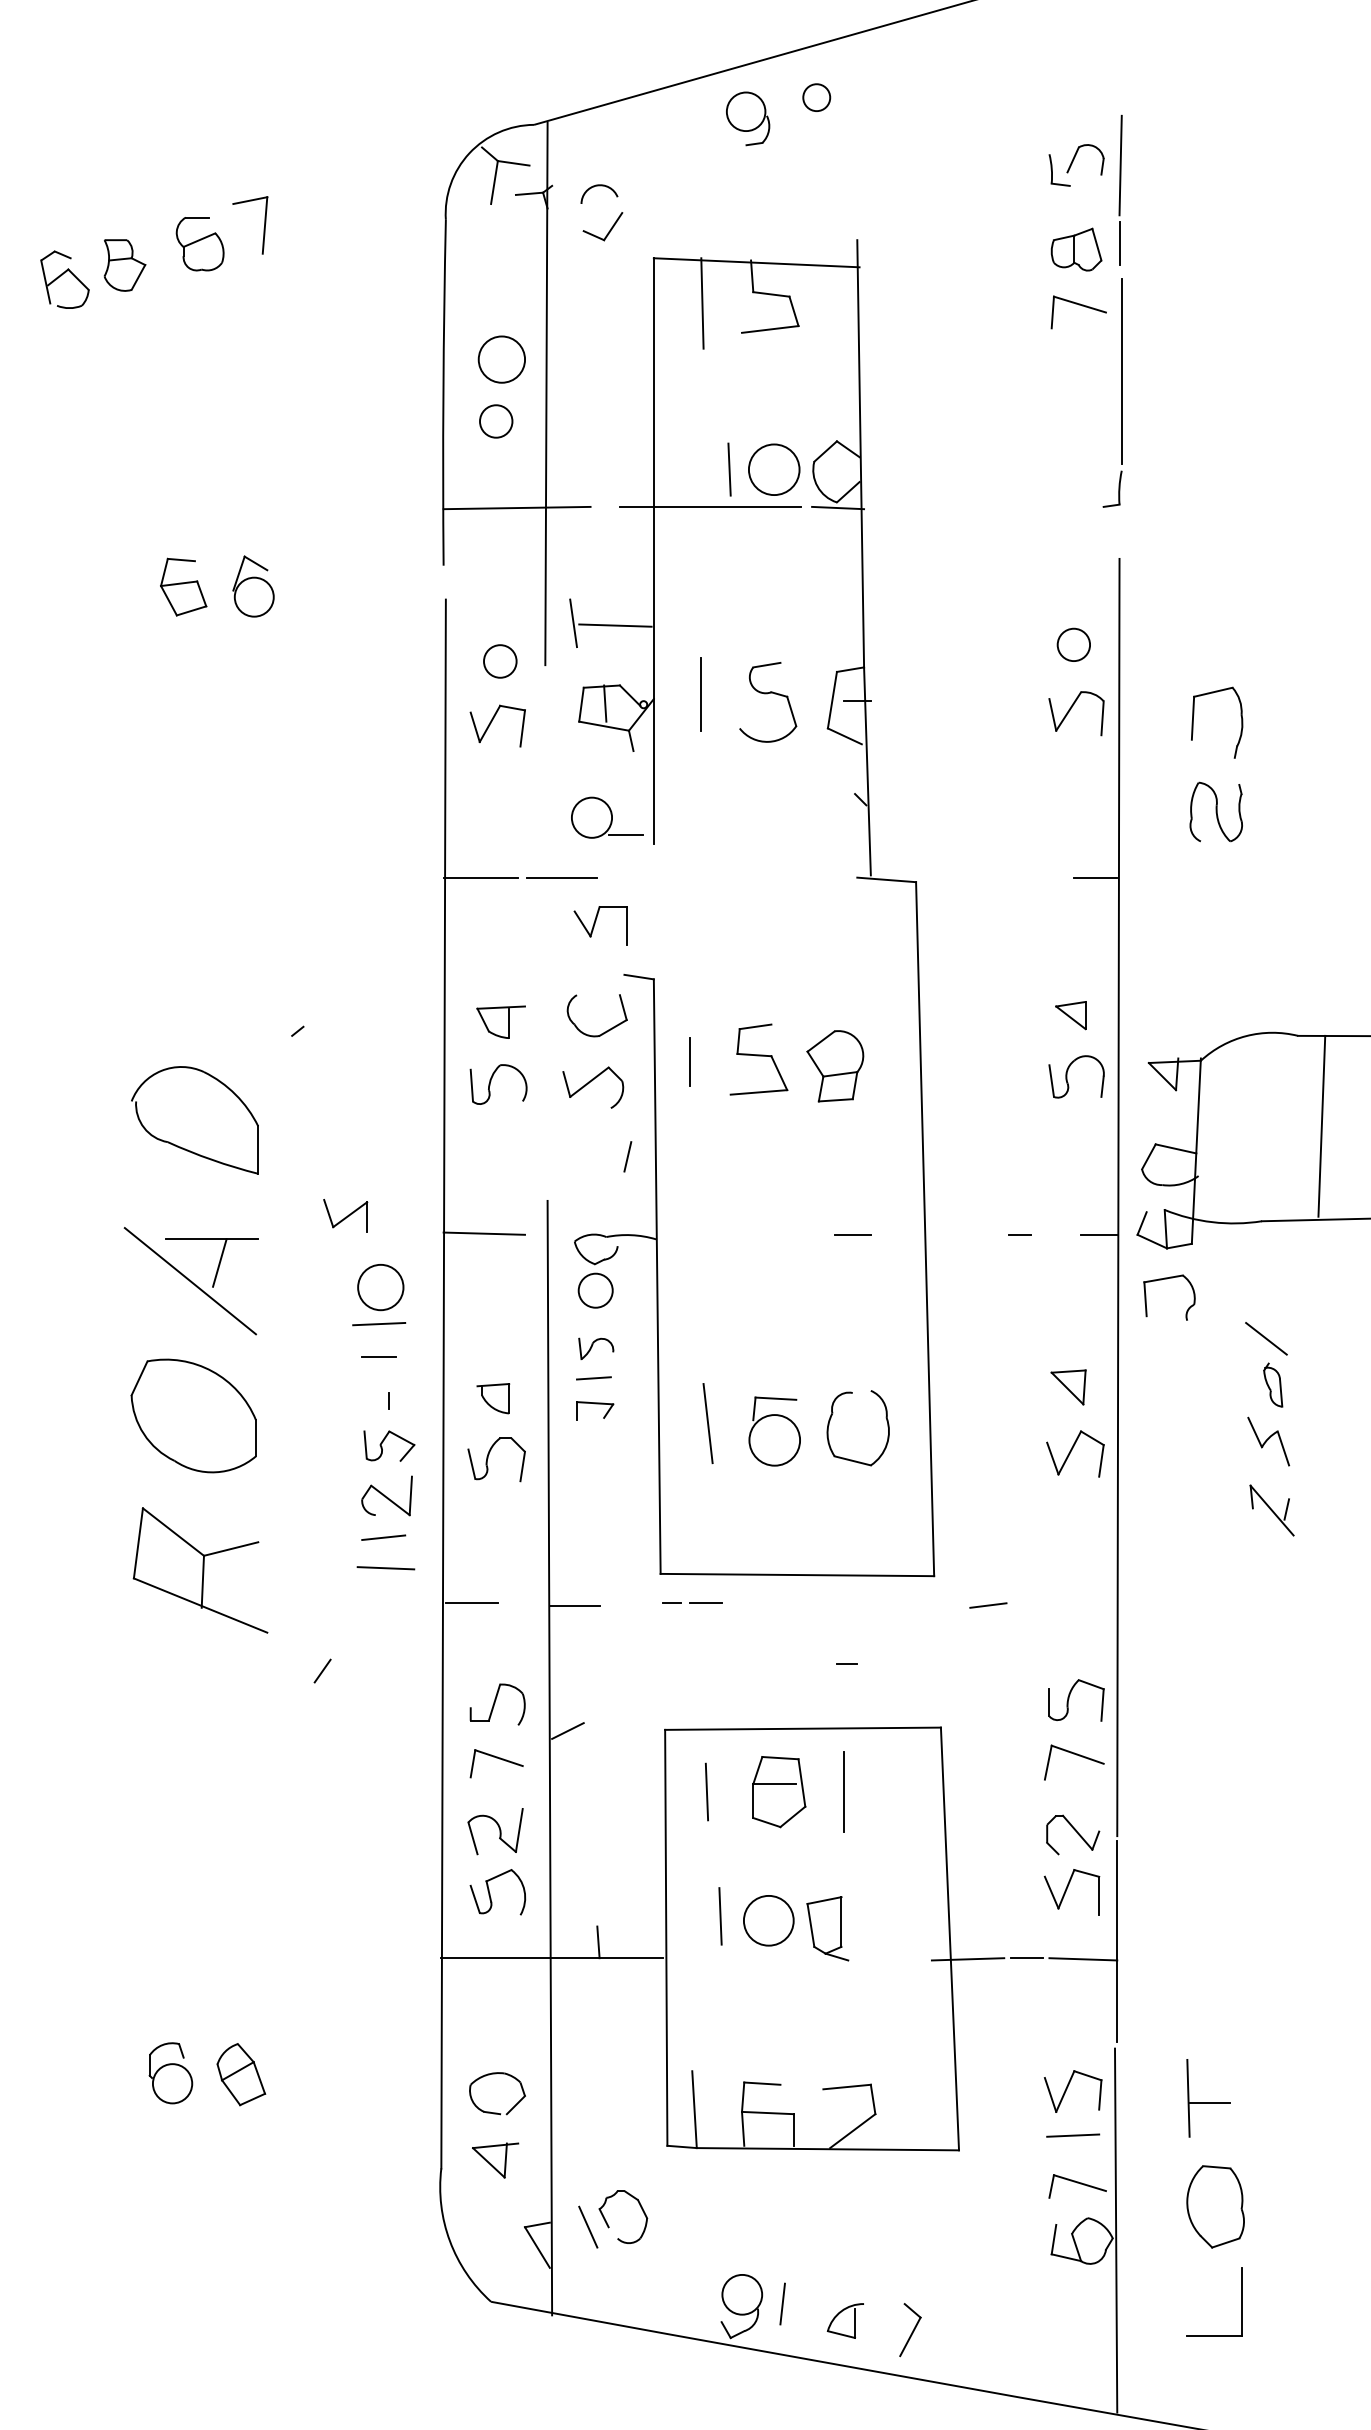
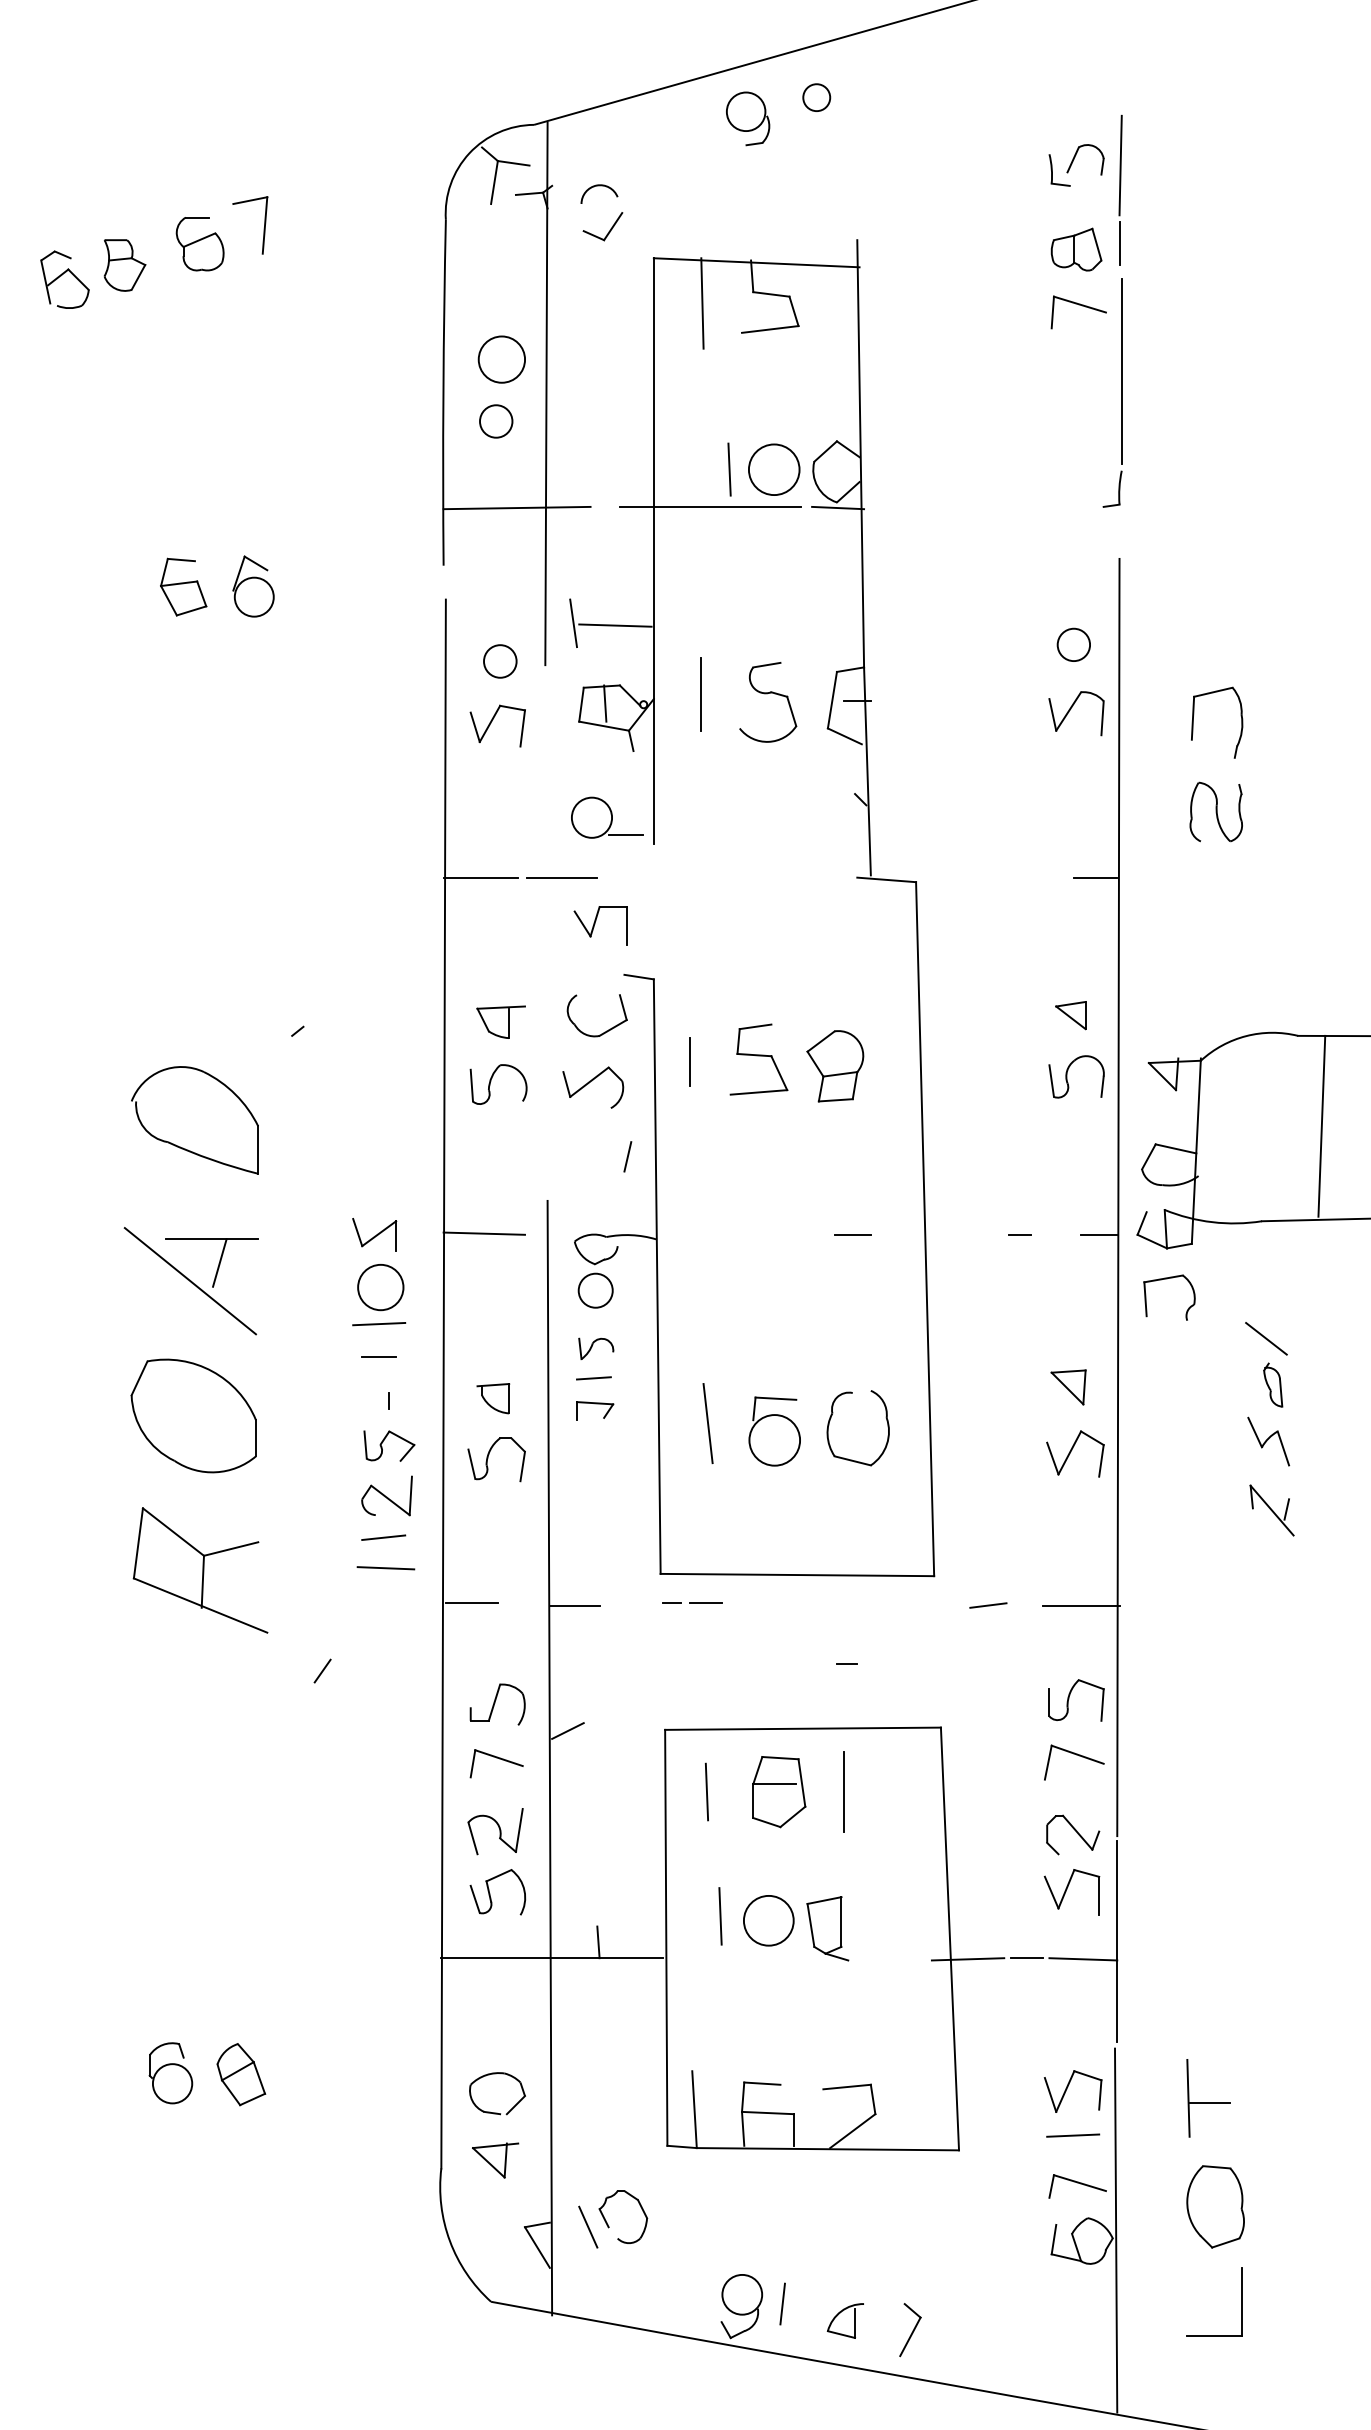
part position: (345, 1215) -> (374, 1234) (374, 1234)
line: none -> present (1080, 1605)
